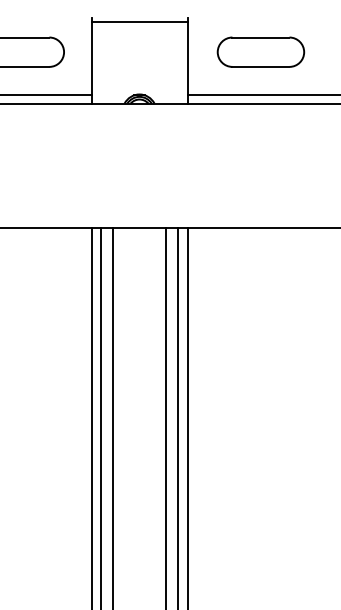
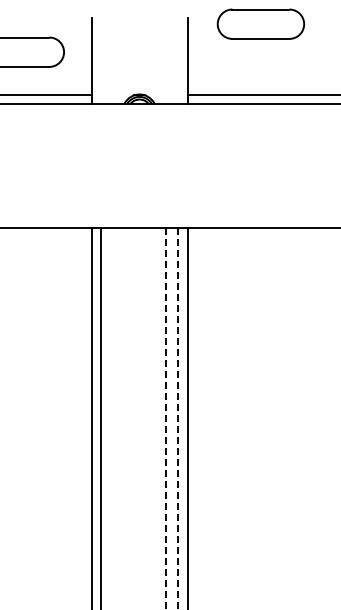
line: present -> none (139, 22)
part position: (260, 51) -> (260, 23) (260, 23)
line: present -> none (113, 417)
line: solid -> dashed (165, 419)
line: solid -> dashed (177, 419)
